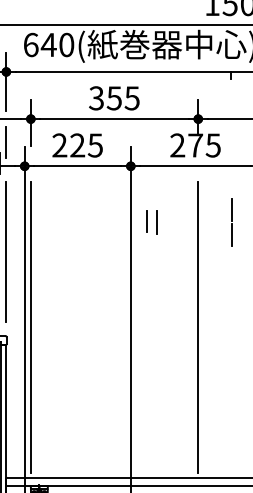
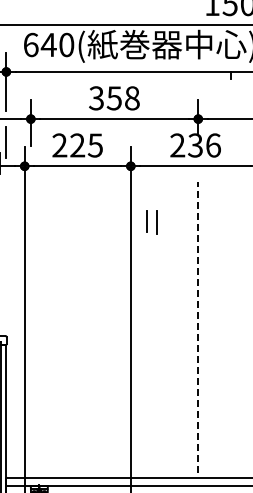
text: 355 -> 358 (131, 98)
text: 275 -> 236 (204, 145)
line: present -> none (231, 221)
line: present -> none (5, 251)
line: present -> none (30, 326)
line: solid -> dashed (198, 327)
